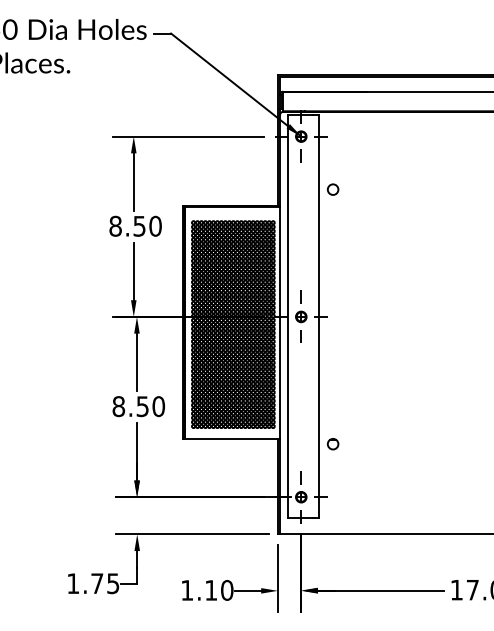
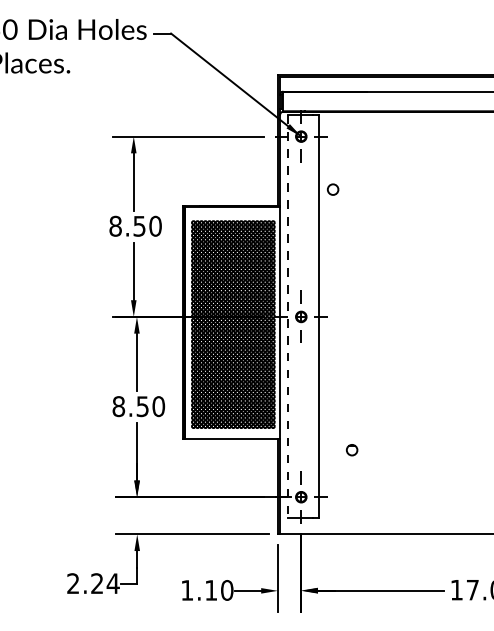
line: solid -> dashed (287, 317)
circle position: (333, 444) -> (352, 450) (352, 450)
text: 1.75 -> 2.24 (93, 583)
